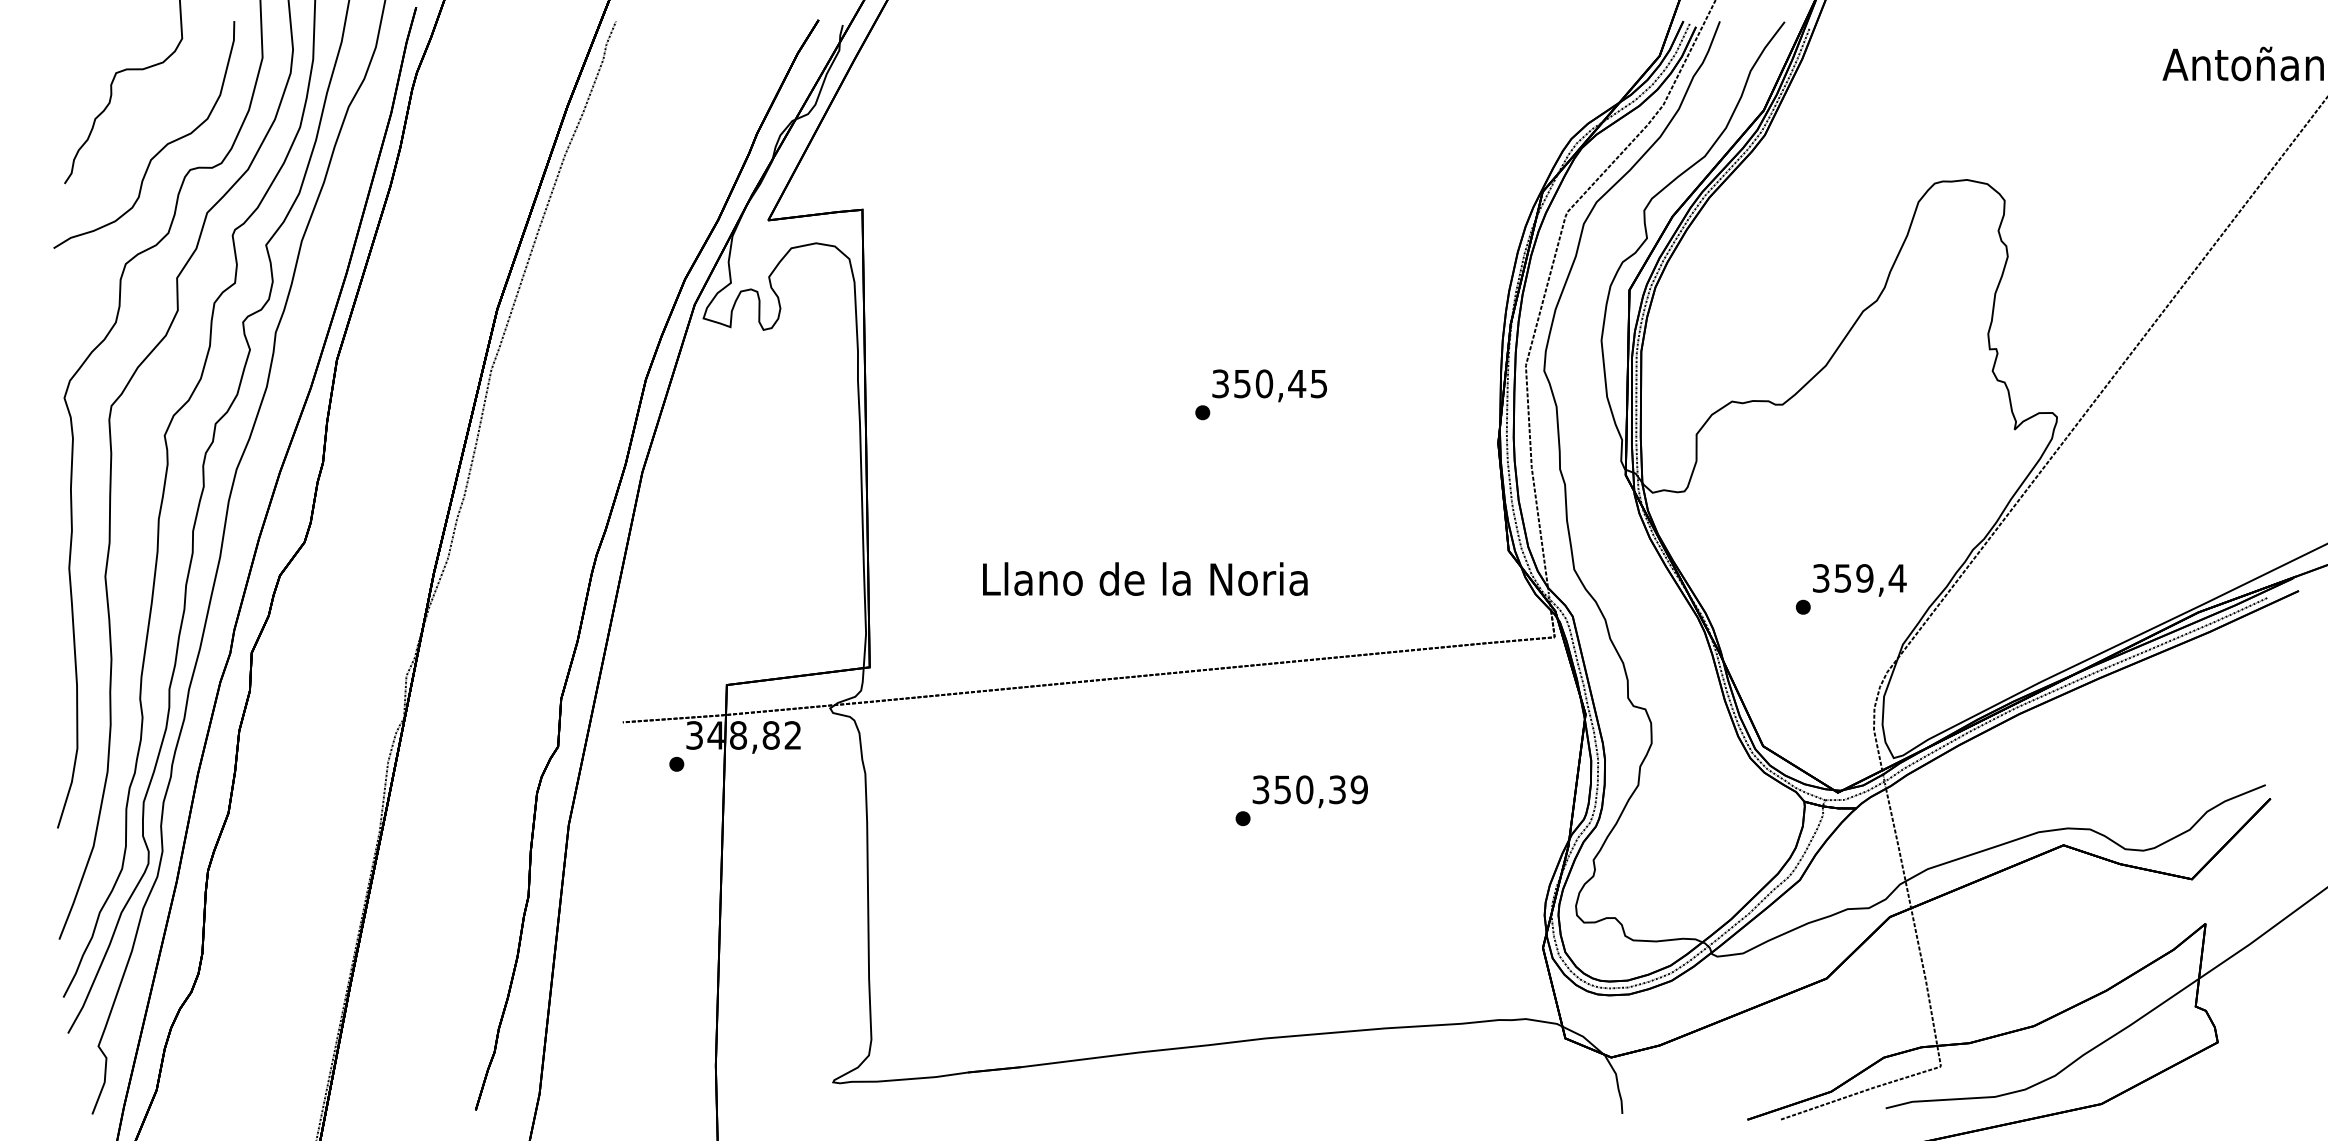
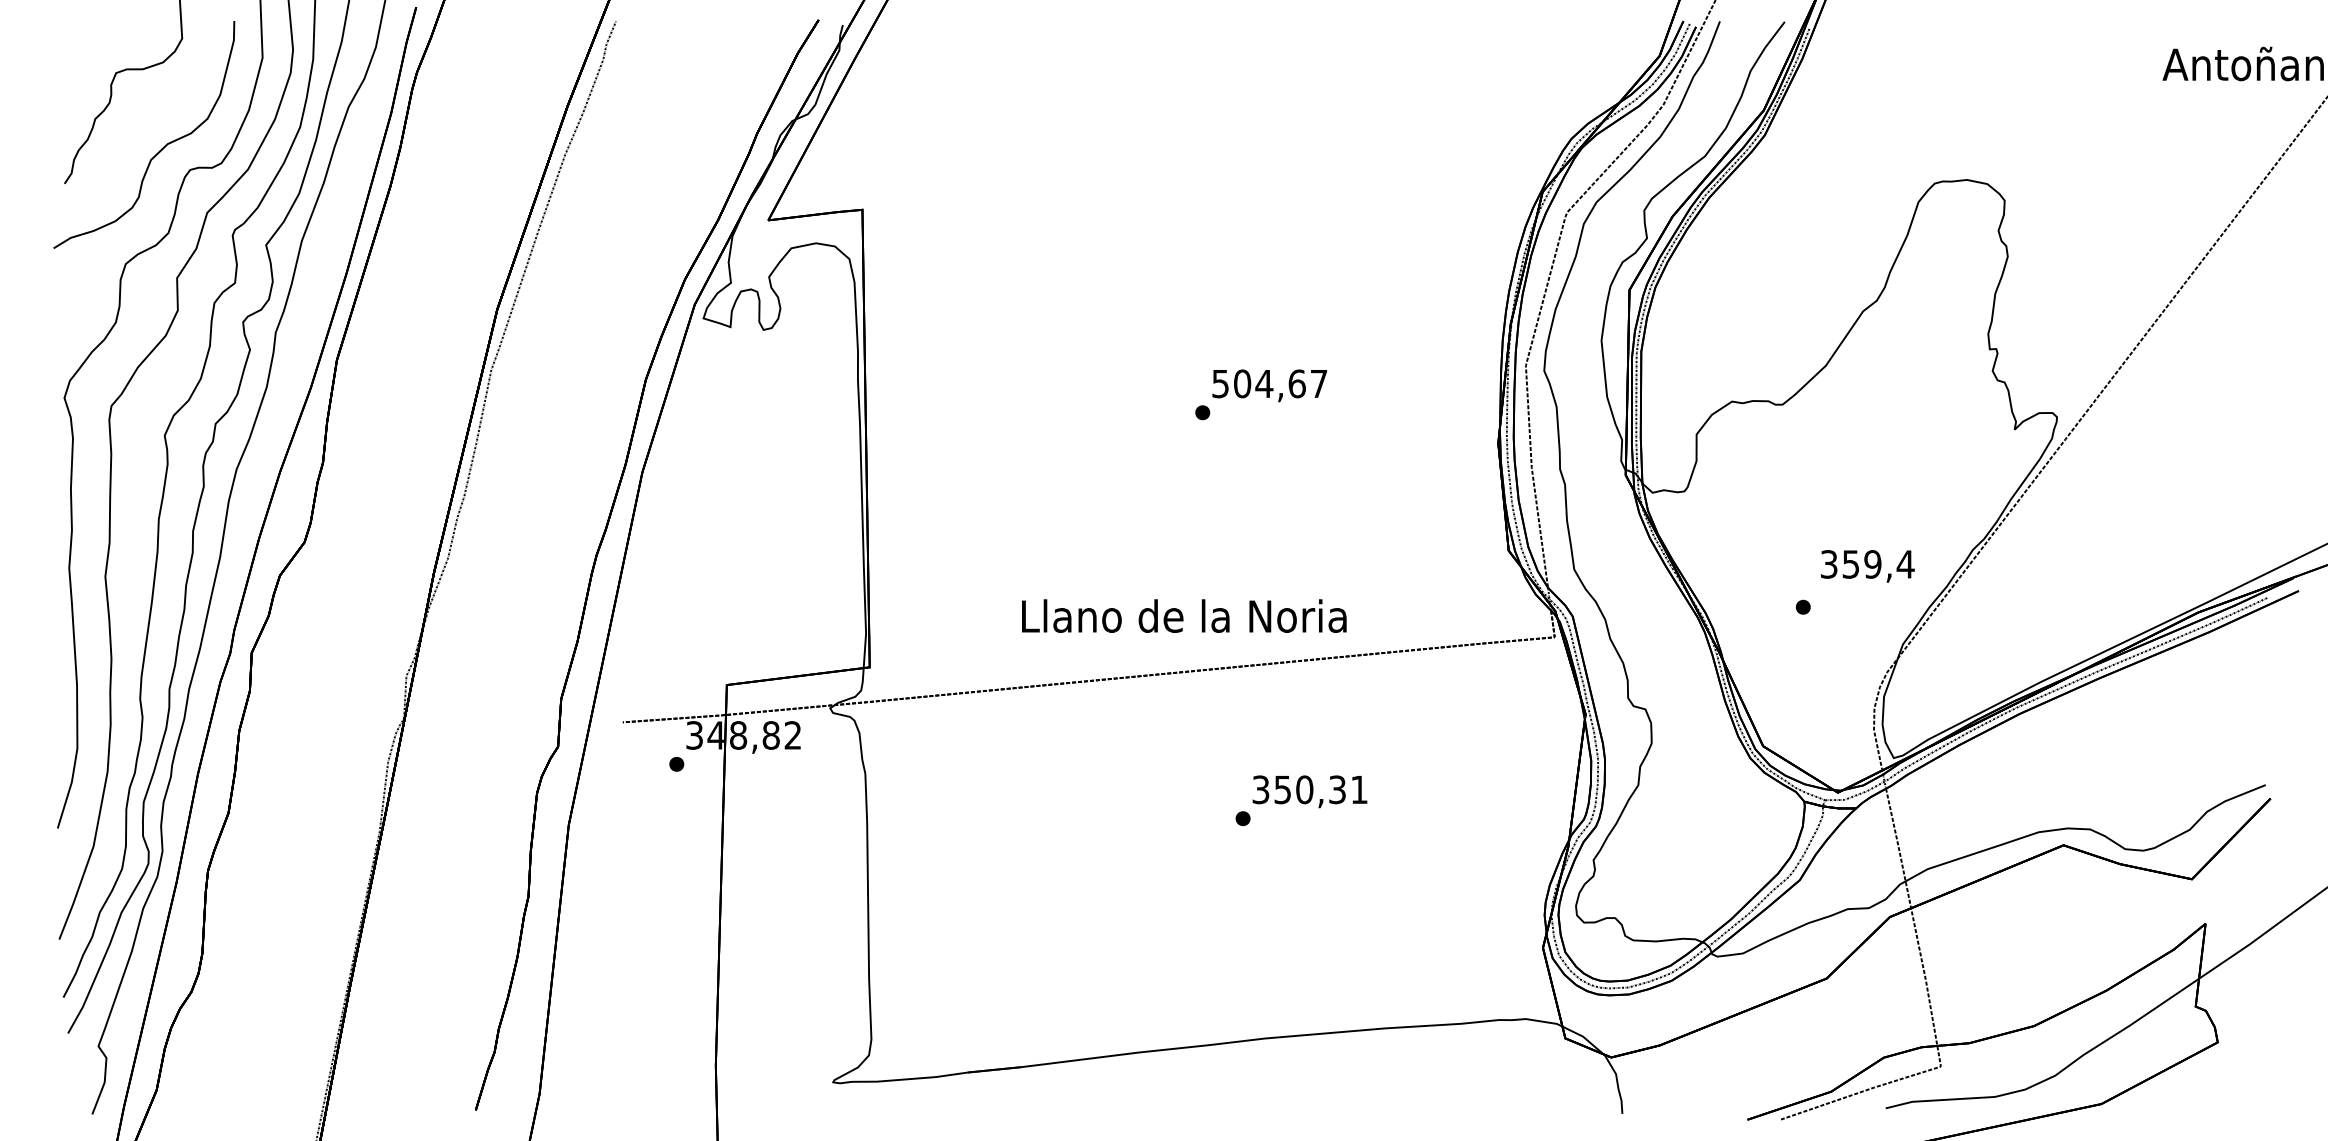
text: 350,45 -> 504,67 (1270, 383)
text position: (1145, 578) -> (1184, 615) (1184, 615)
text position: (1859, 580) -> (1867, 566) (1867, 566)
text: 350,39 -> 350,31 (1358, 789)
